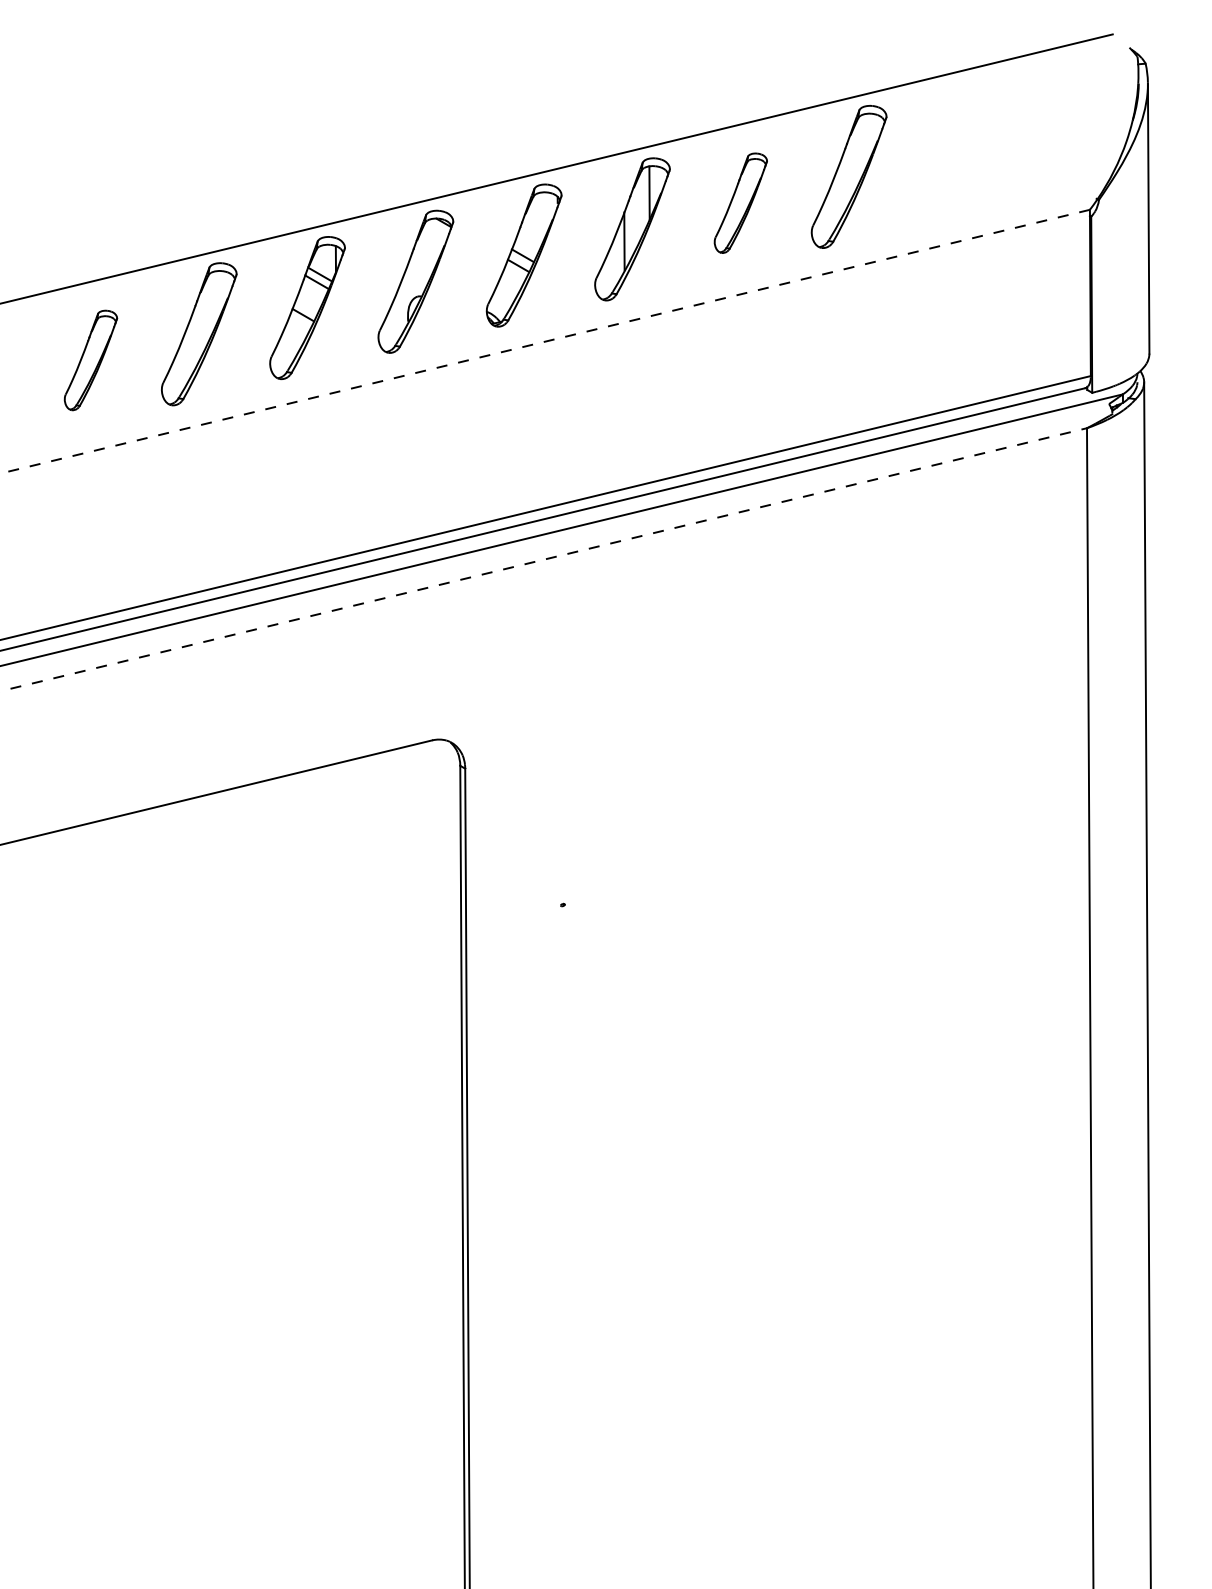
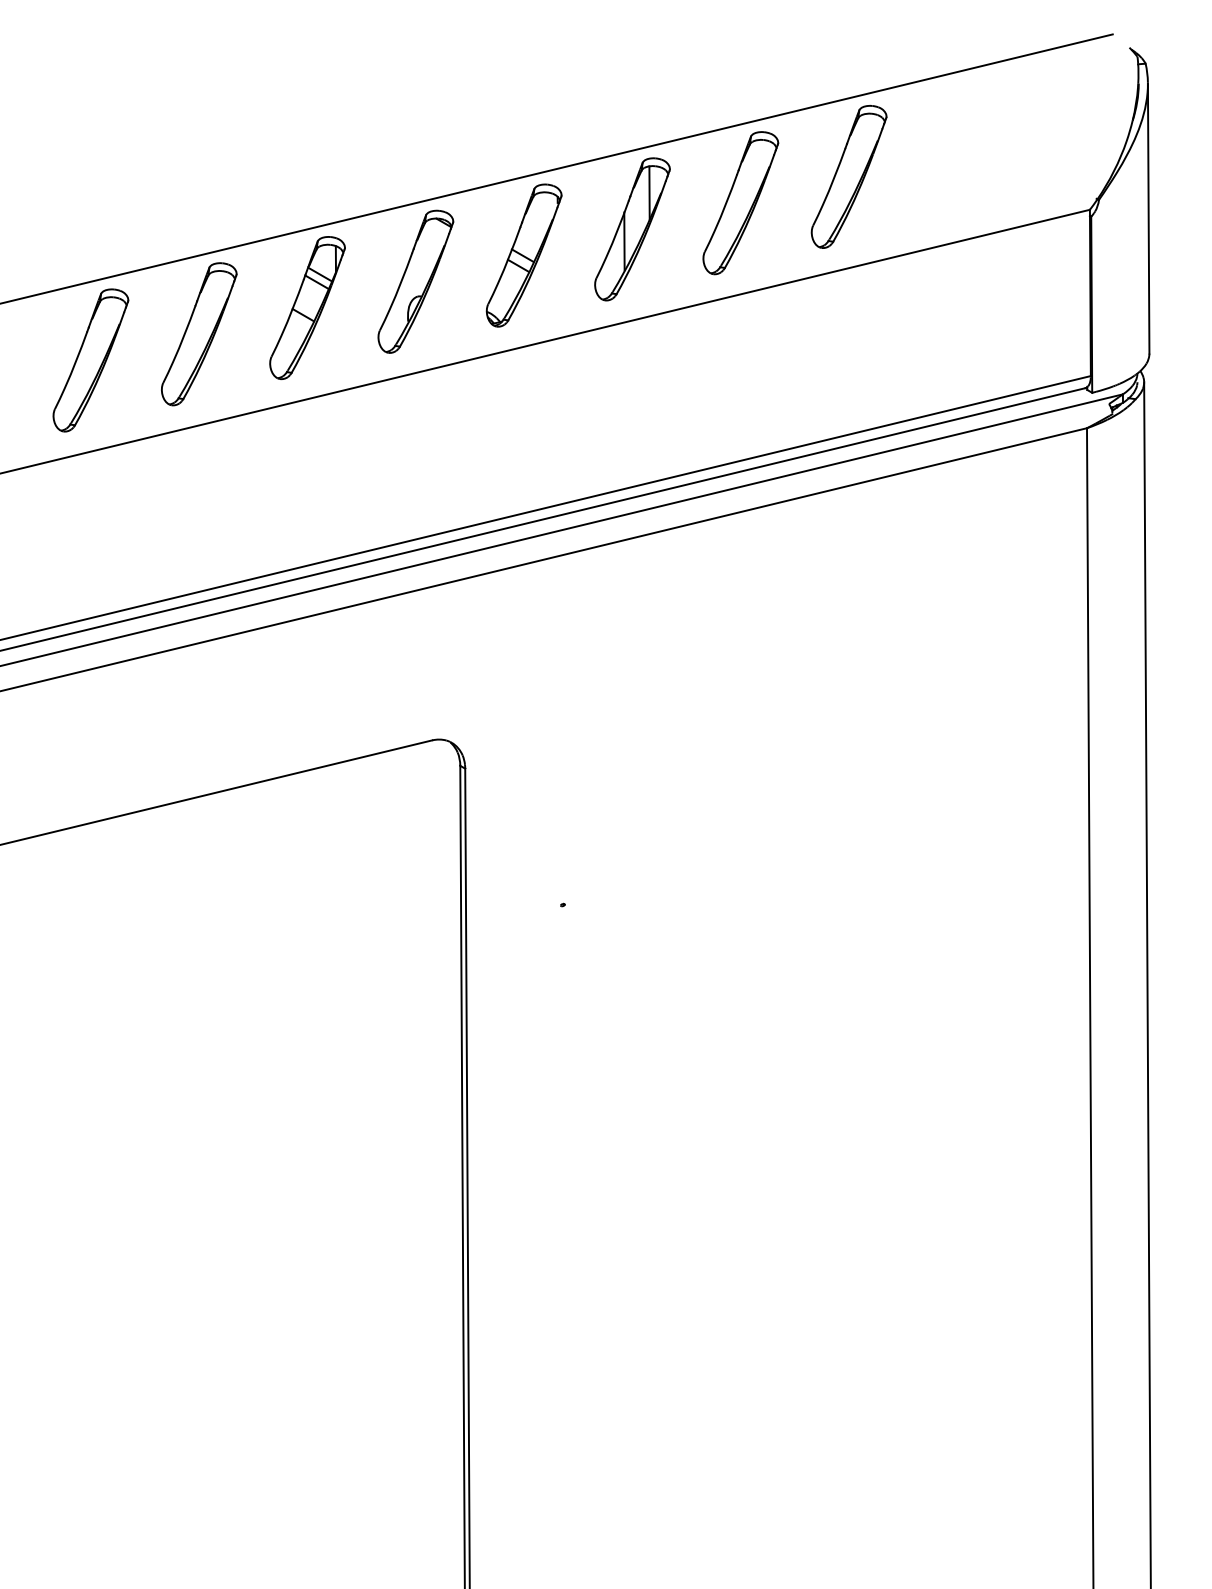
part size: 55x102 px -> 78x145 px (740, 203)
line: dashed -> solid (544, 341)
part size: 56x103 px -> 78x145 px (90, 360)
line: dashed -> solid (543, 559)
